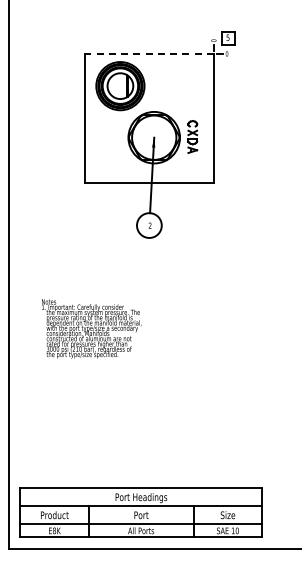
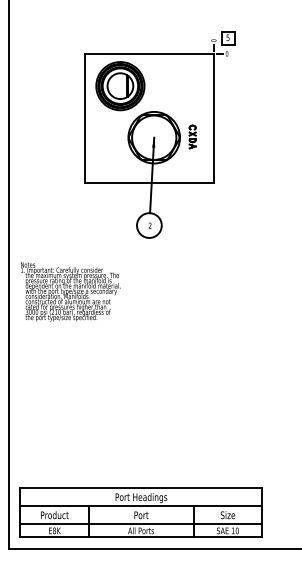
line: dashed -> solid (148, 53)
part size: 12x34 px -> 9x26 px (192, 136)
text position: (91, 328) -> (70, 291) (70, 291)
